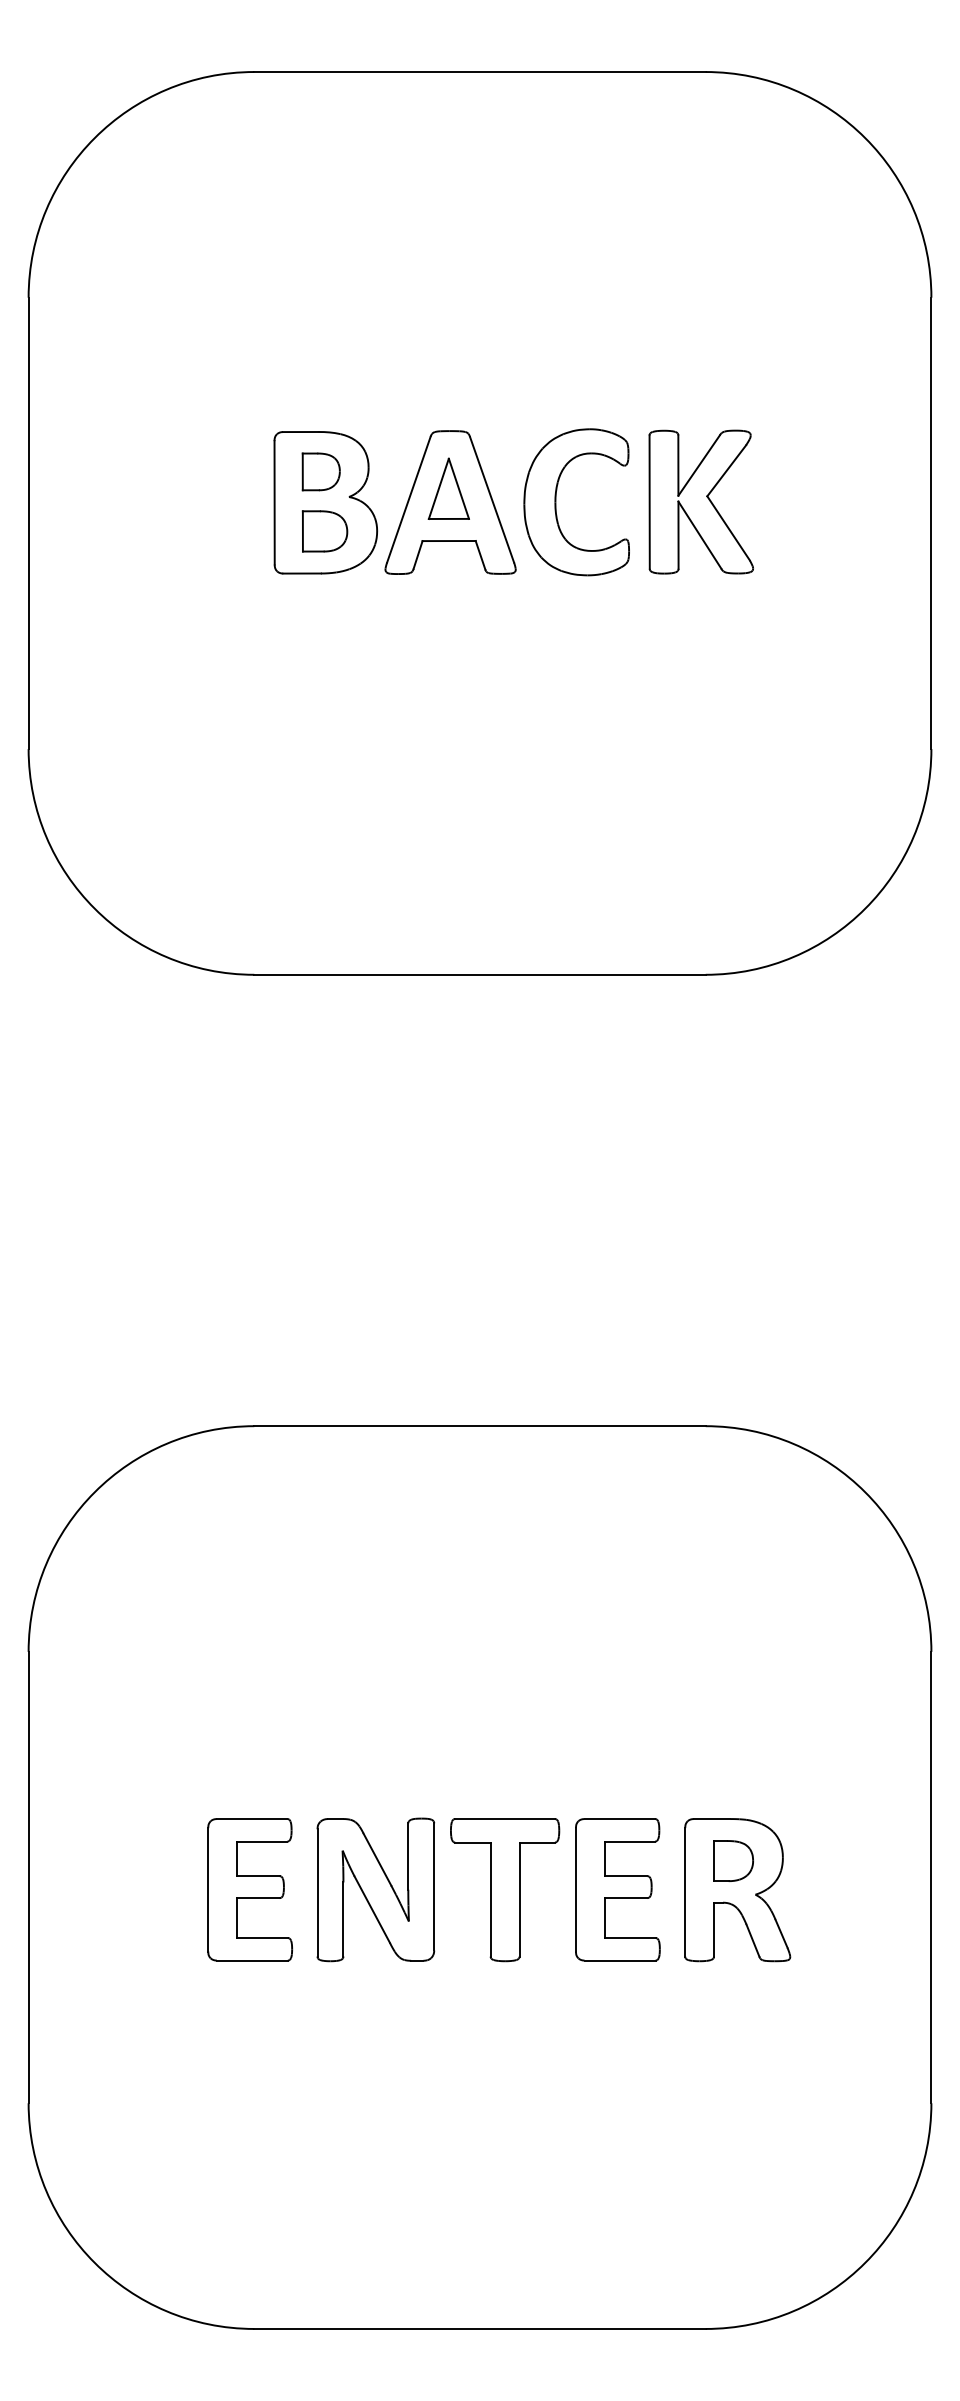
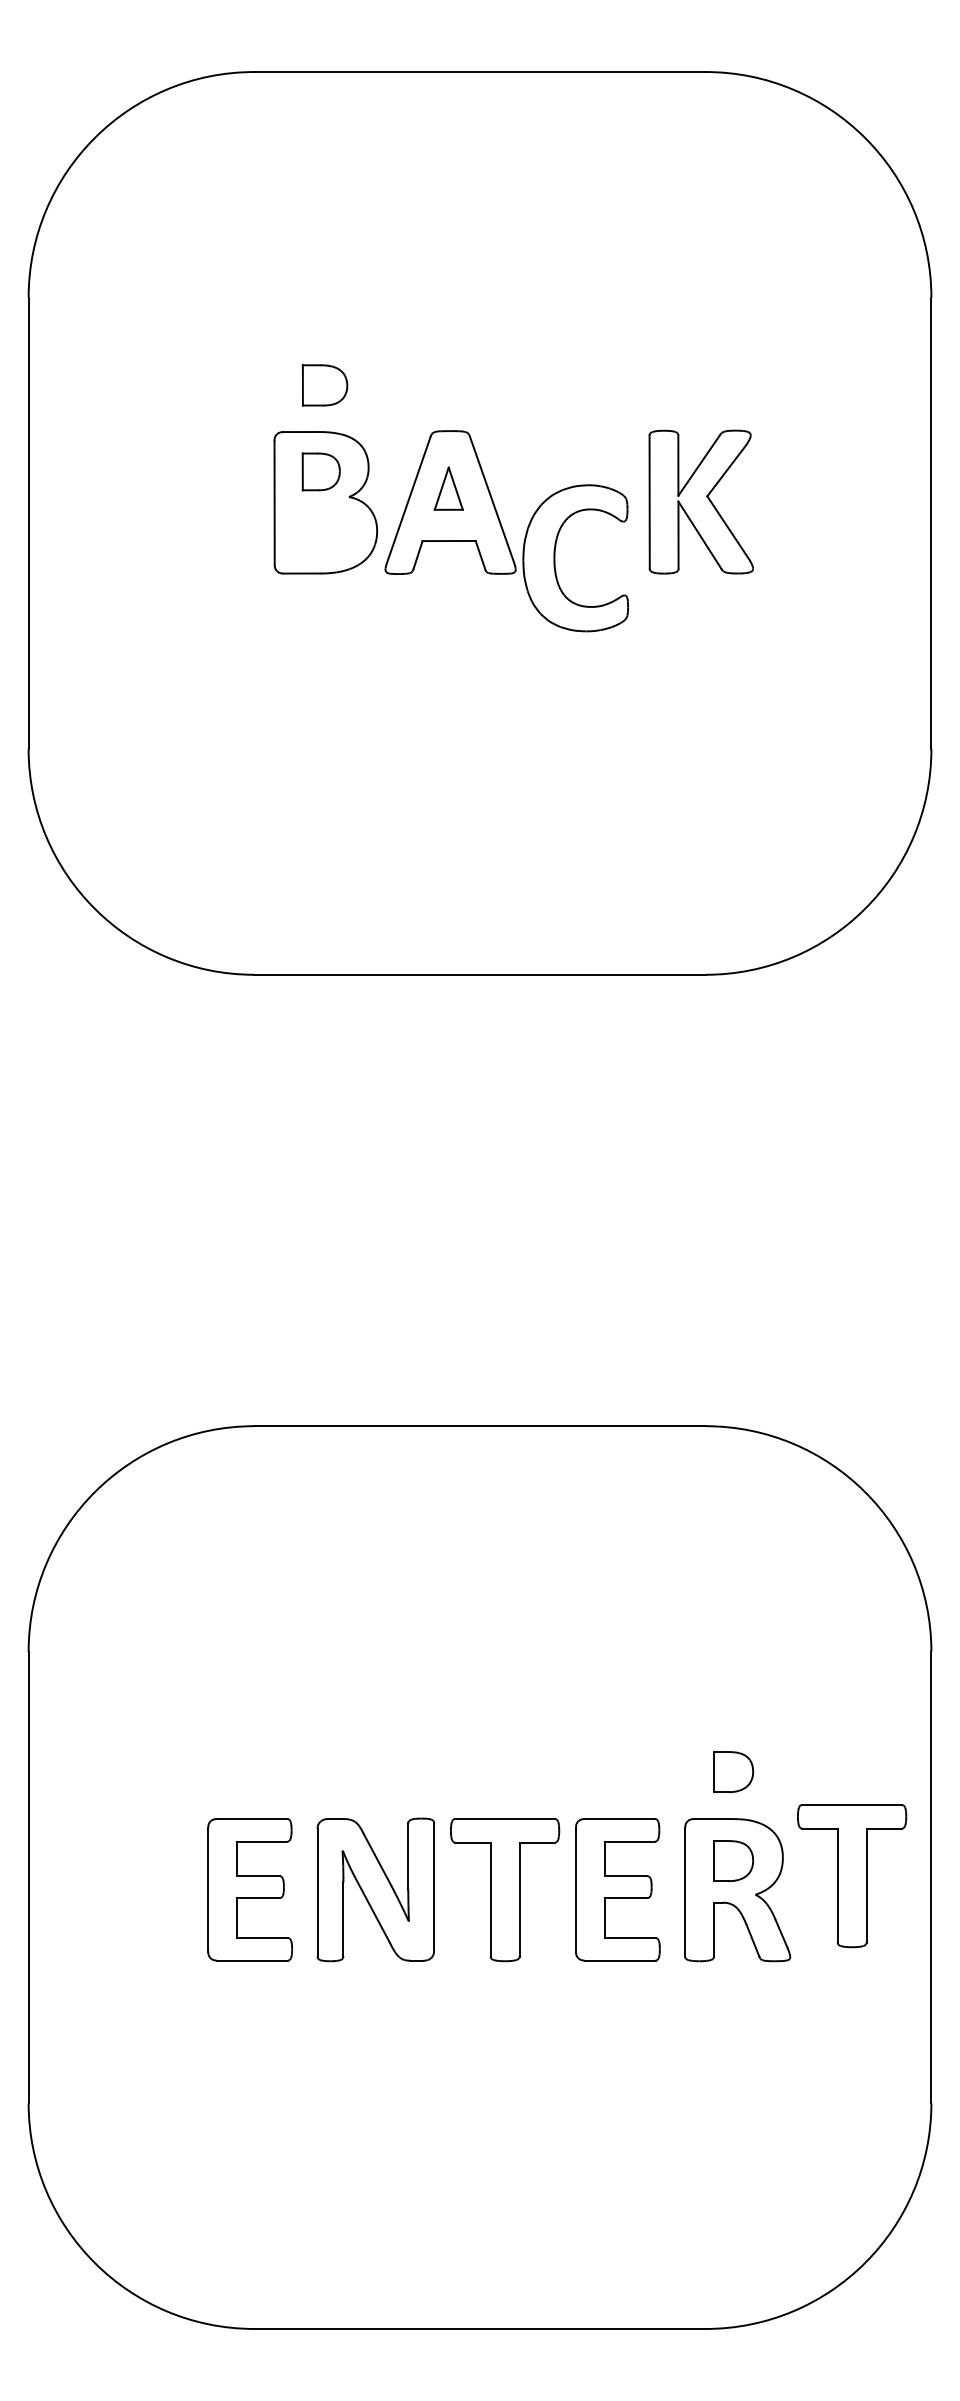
part size: 43x63 px -> 31x45 px (448, 488)
part position: (556, 502) -> (555, 558) (555, 558)
part position: (324, 531) -> (324, 385) (324, 385)
part: none -> present (733, 1771)
part: none -> present (852, 1876)
